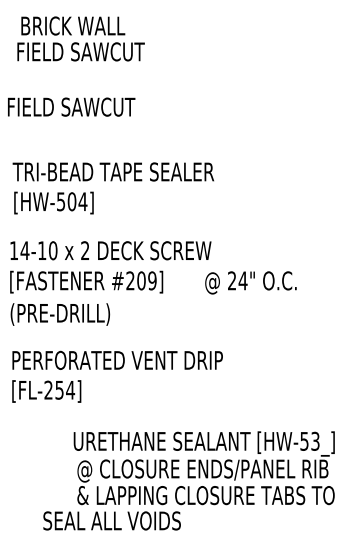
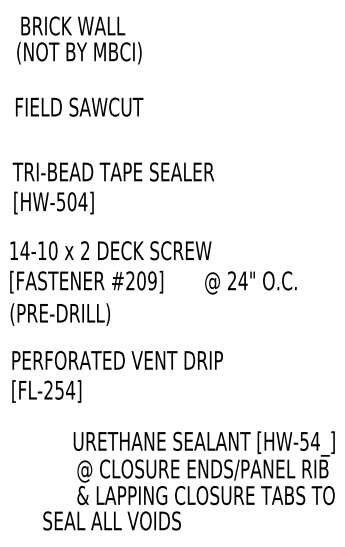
text: FIELD SAWCUT -> (NOT BY MBCI) (80, 52)
text position: (71, 106) -> (79, 106) (79, 106)
text: [HW-53_] -> [HW-54_] (314, 440)
